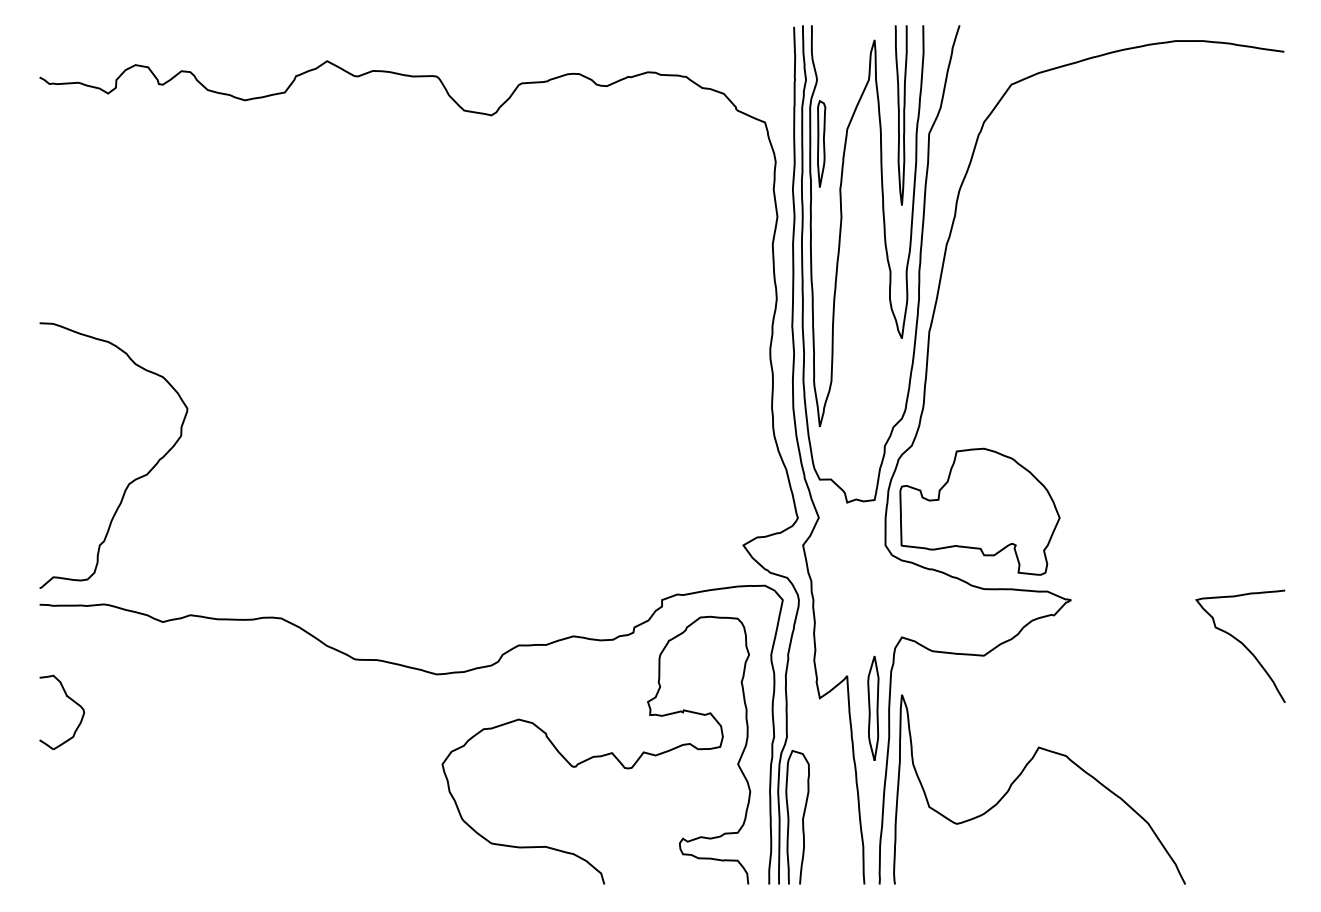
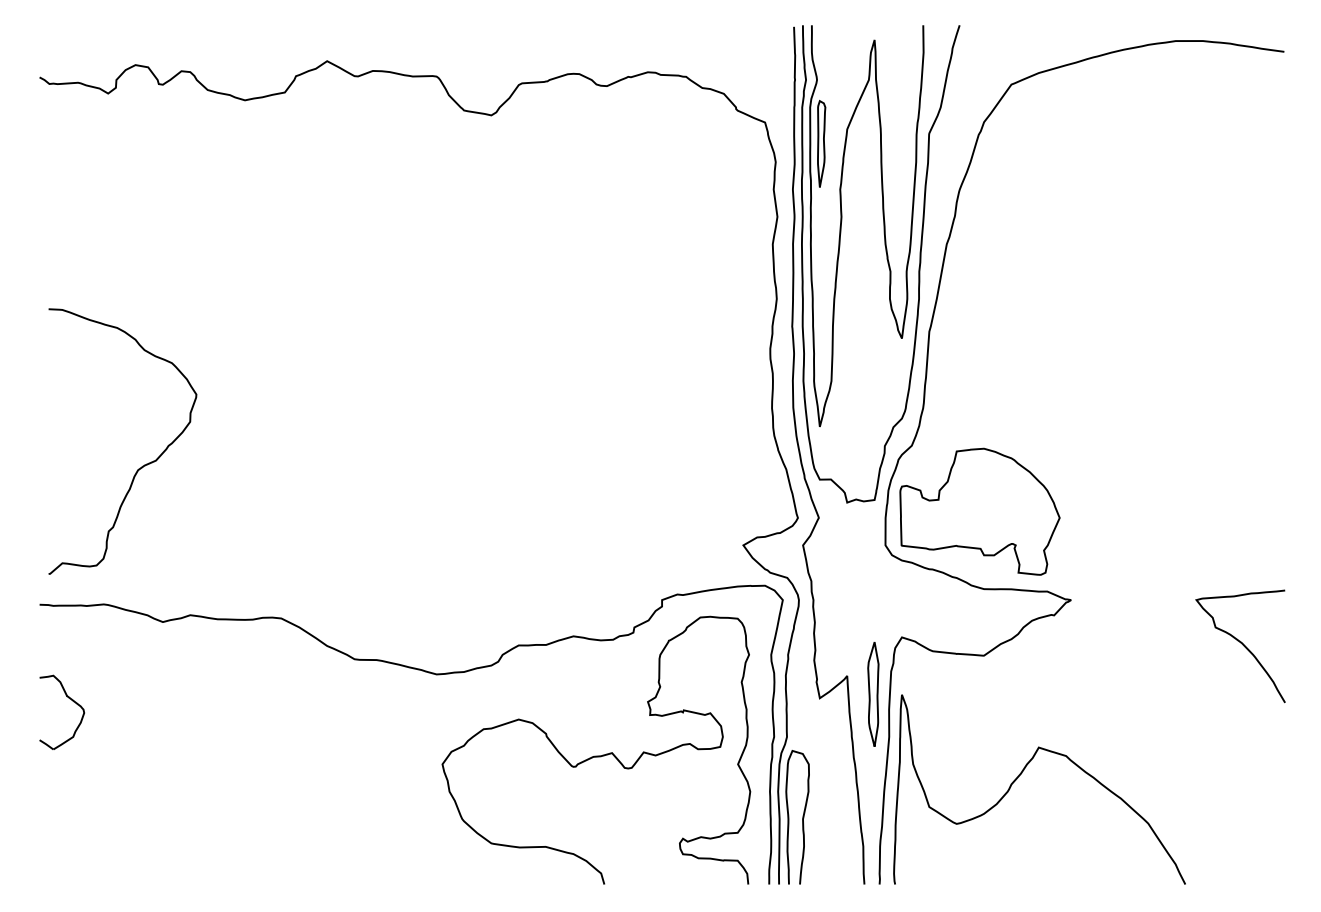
curve: present -> none (899, 115)
curve position: (133, 479) -> (142, 465) (142, 465)
part position: (873, 707) -> (873, 693) (873, 693)
